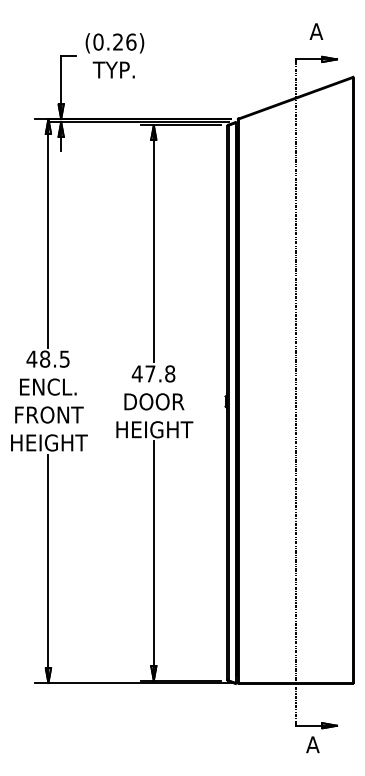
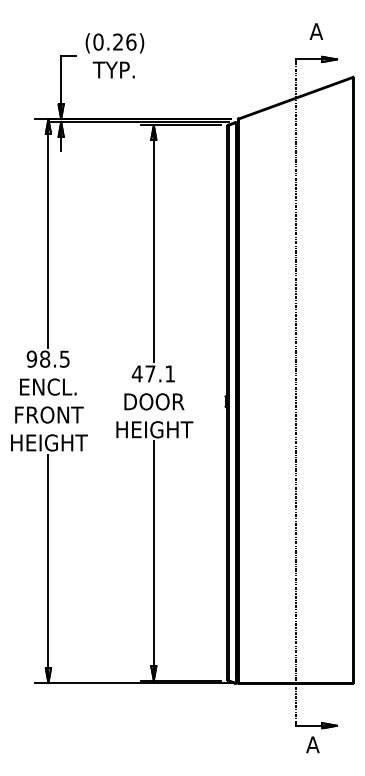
text: 48.5 -> 98.5 (31, 358)
text: 47.8 -> 47.1 (170, 373)
